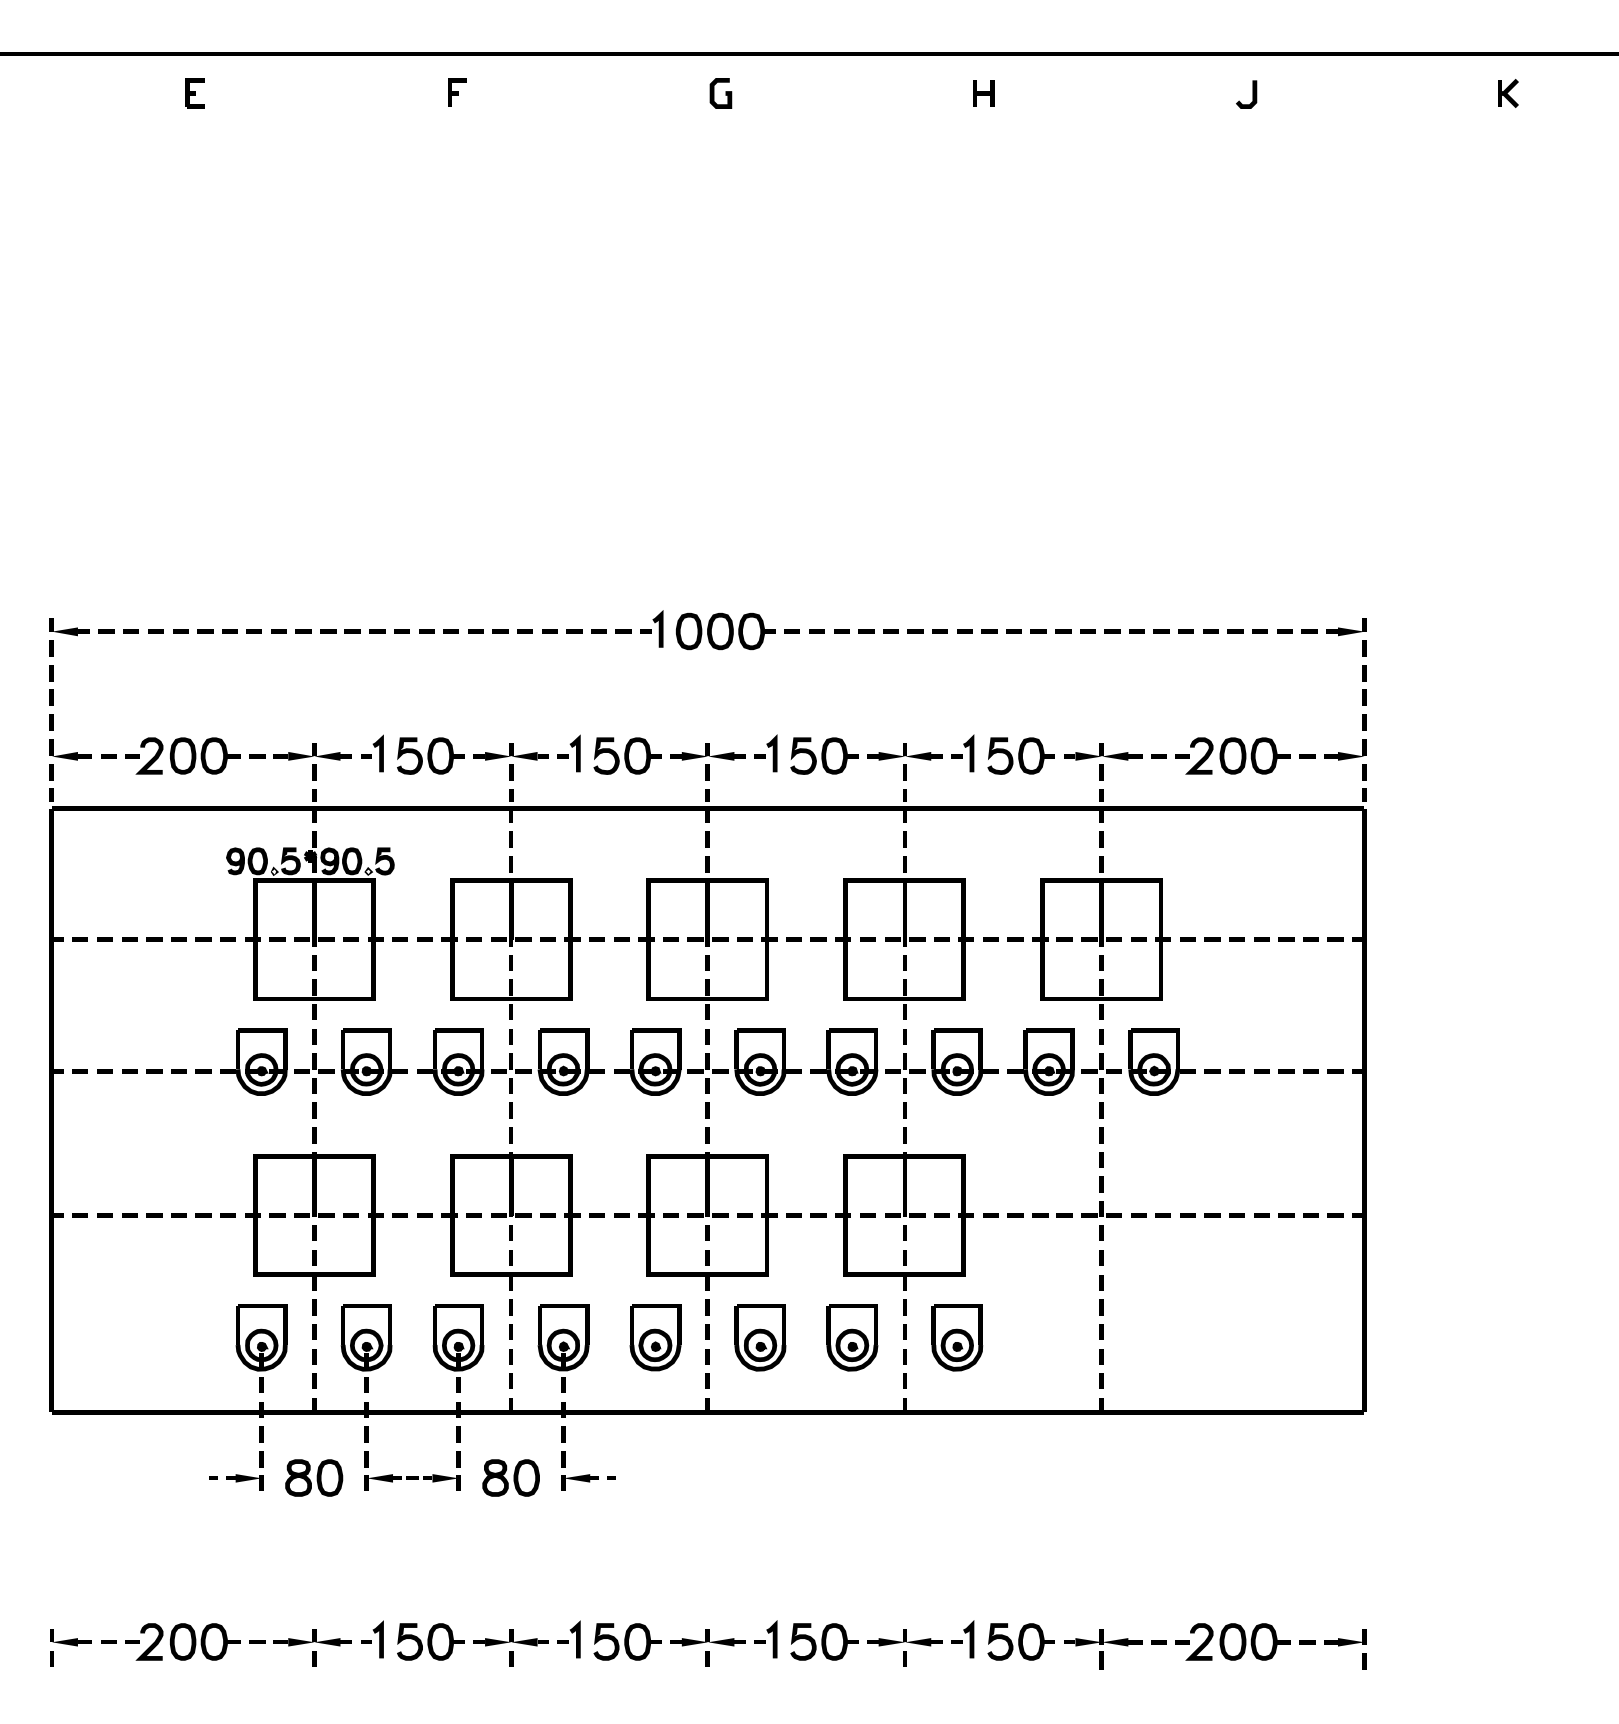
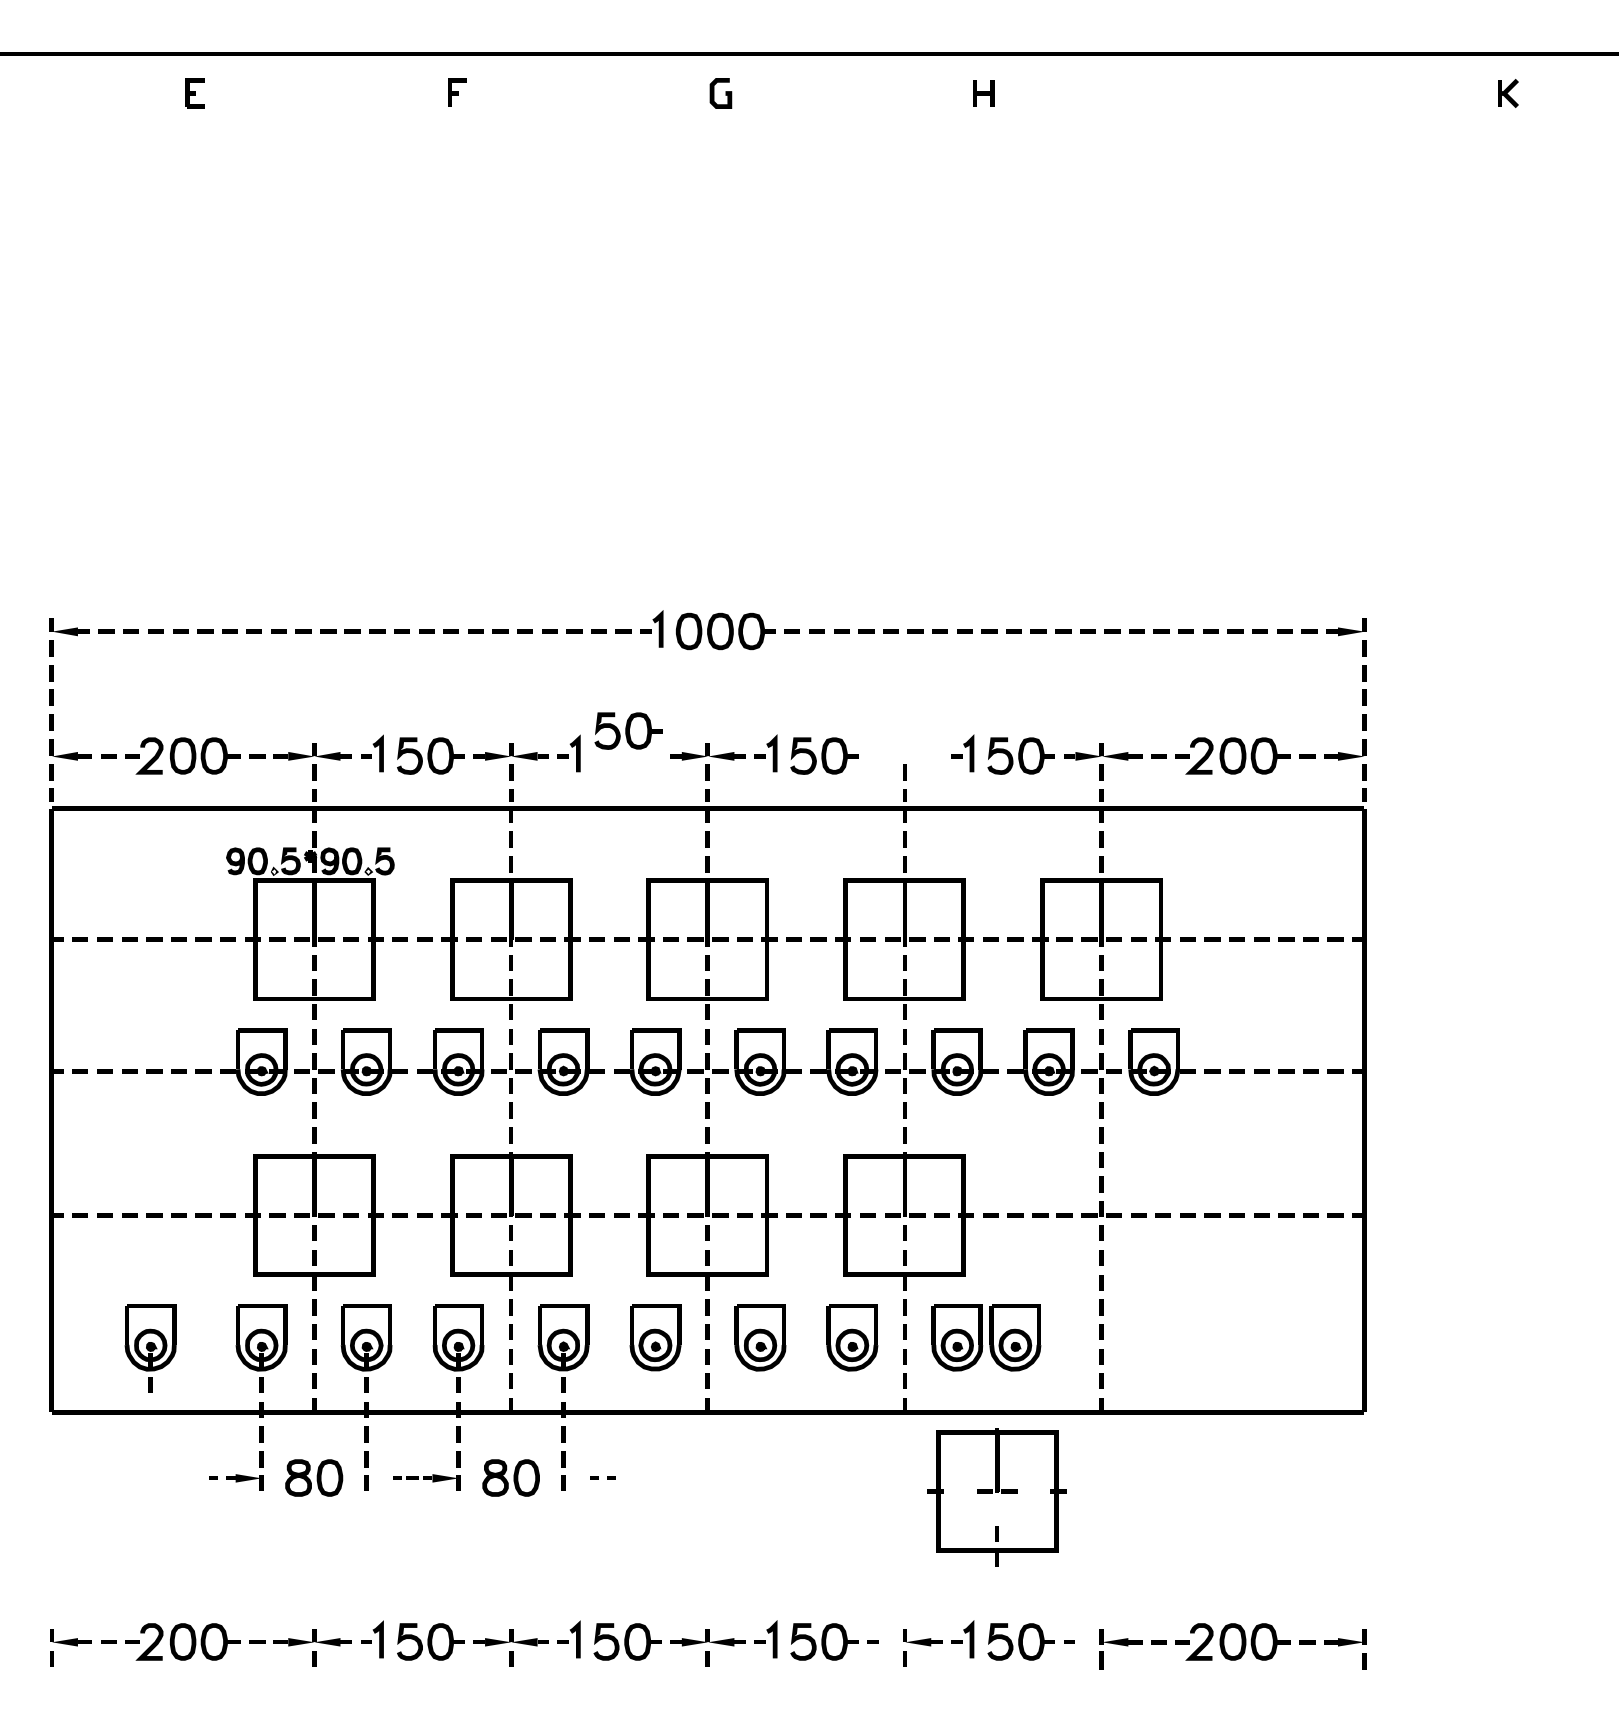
line: present -> none (1252, 94)
part: present -> none (904, 751)
part position: (627, 755) -> (628, 730) (628, 730)
part: none -> present (1015, 1337)
part: none -> present (150, 1348)
fill: present -> none (380, 1478)
fill: present -> none (576, 1478)
part: none -> present (996, 1497)
fill: present -> none (891, 1642)
fill: present -> none (1088, 1642)
